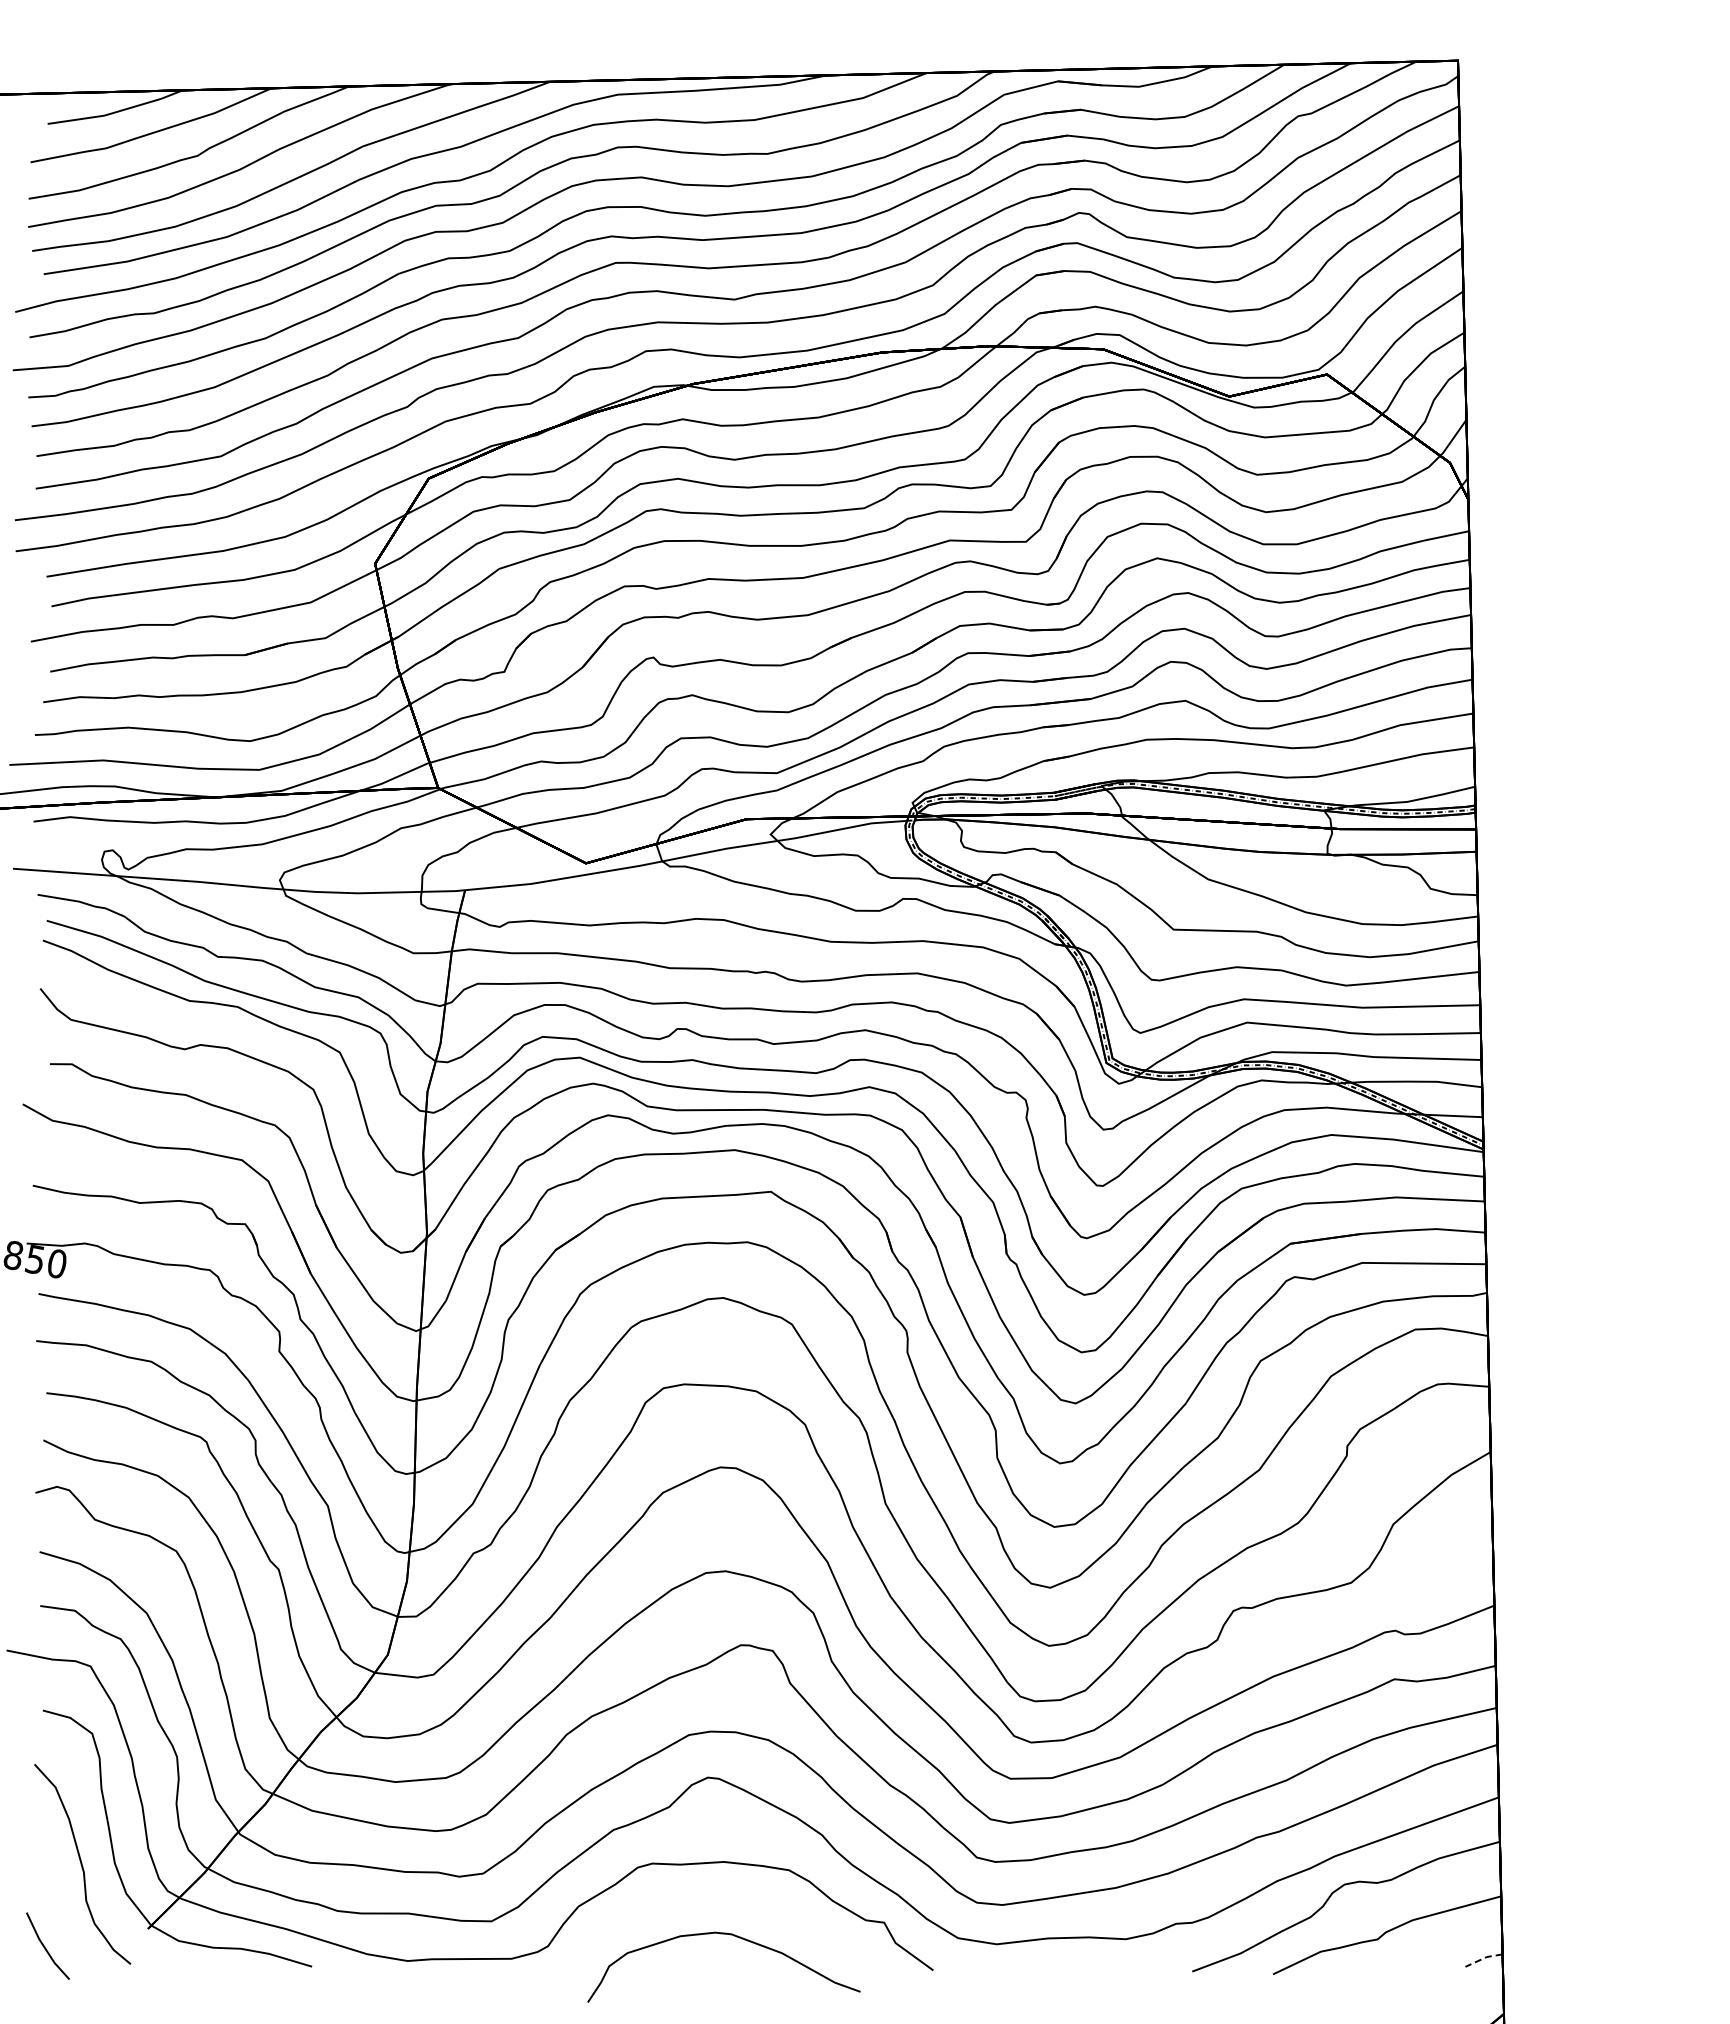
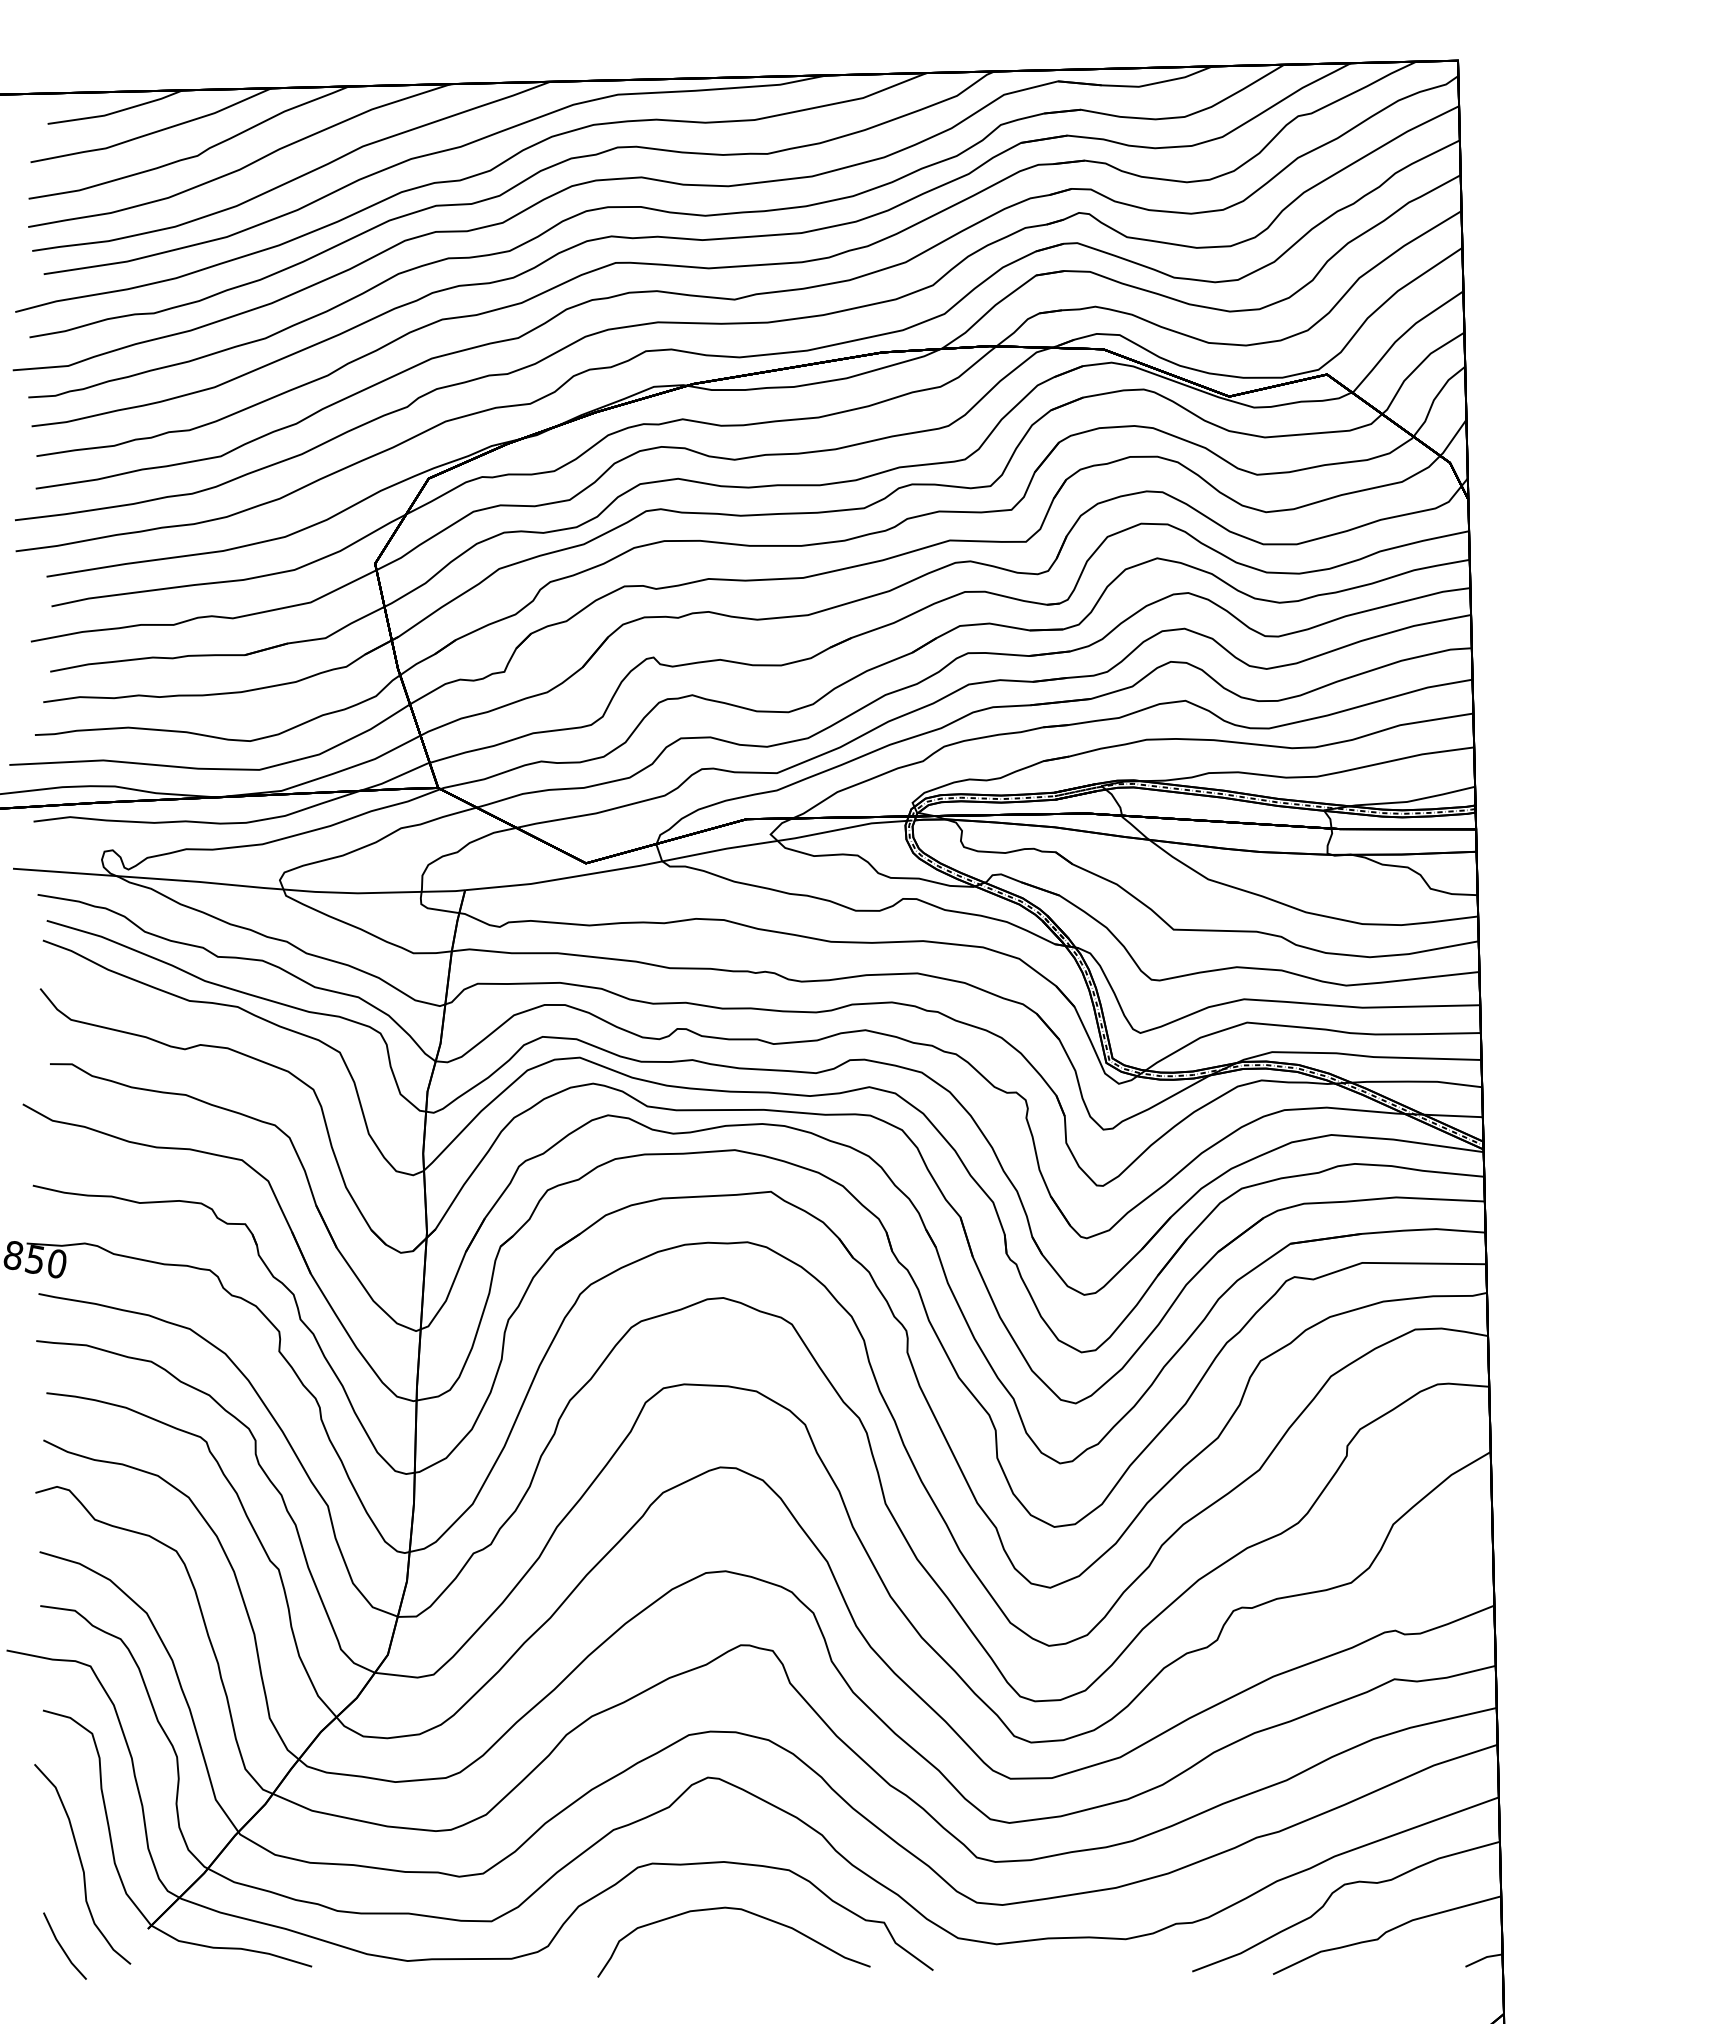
curve position: (730, 1935) -> (740, 1910) (740, 1910)
line position: (45, 1946) -> (62, 1946) (62, 1946)
line: dashed -> solid (1483, 1958)
